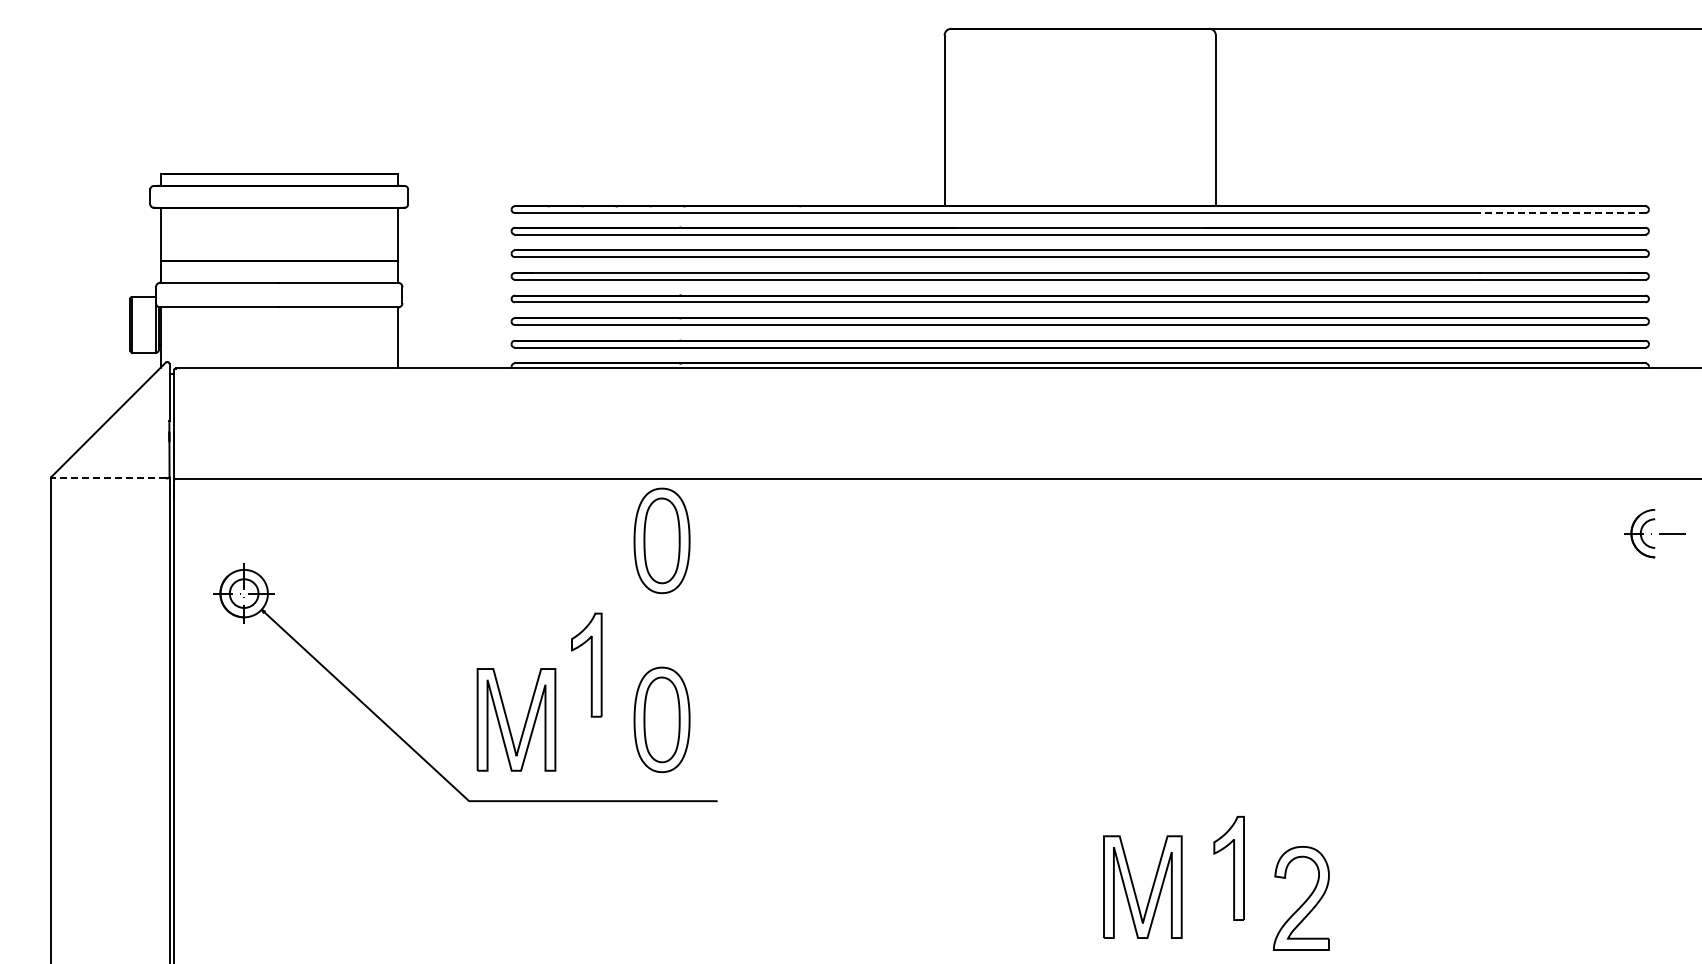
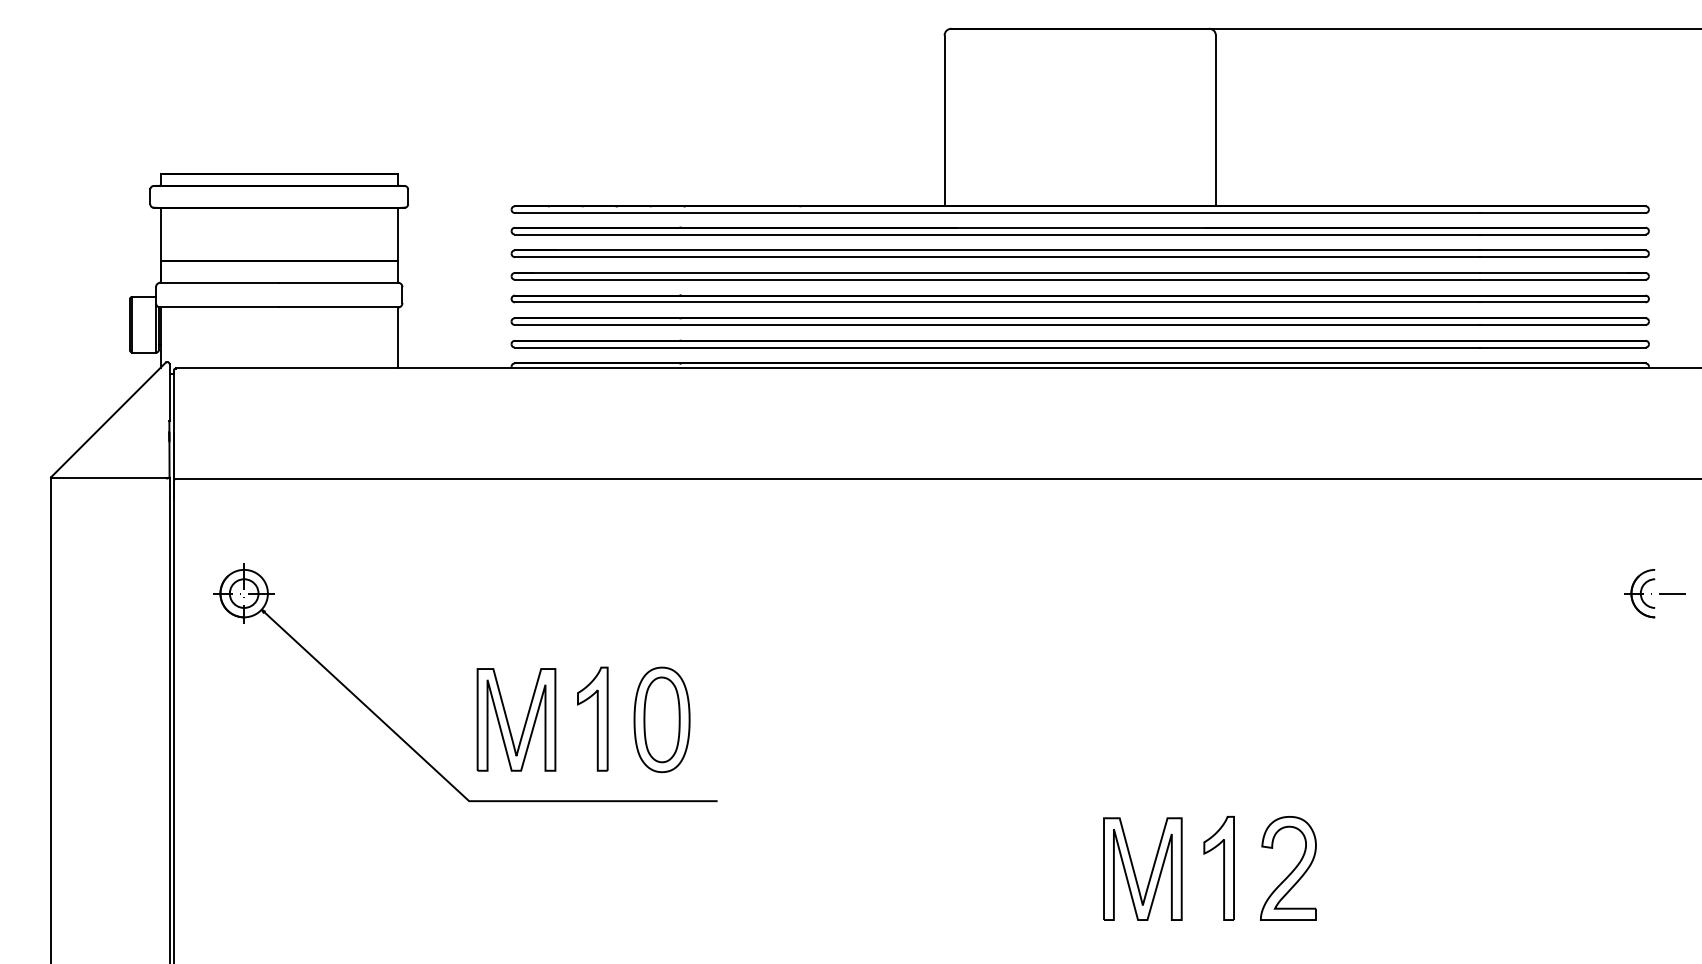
line: dashed -> solid (1562, 213)
line: dashed -> solid (108, 478)
part position: (1654, 533) -> (1654, 593) (1654, 593)
part: present -> none (661, 540)
part position: (586, 664) -> (592, 718) (592, 718)
part position: (1228, 868) -> (1218, 868) (1218, 868)
part position: (1134, 886) -> (1134, 868) (1134, 868)
part position: (1301, 898) -> (1288, 868) (1288, 868)
